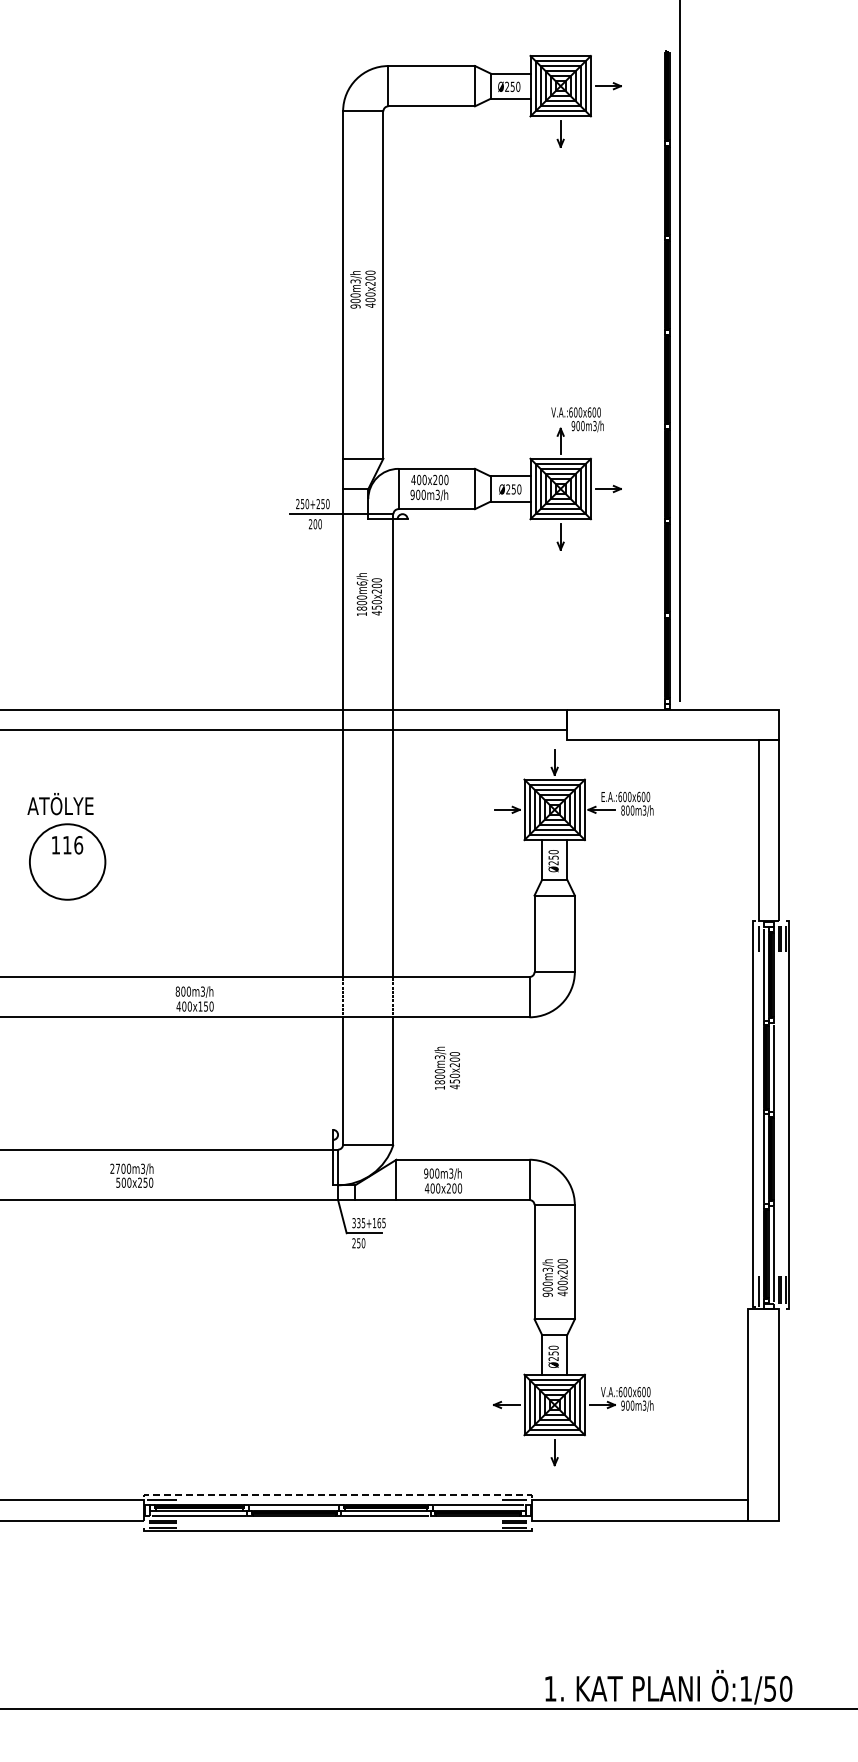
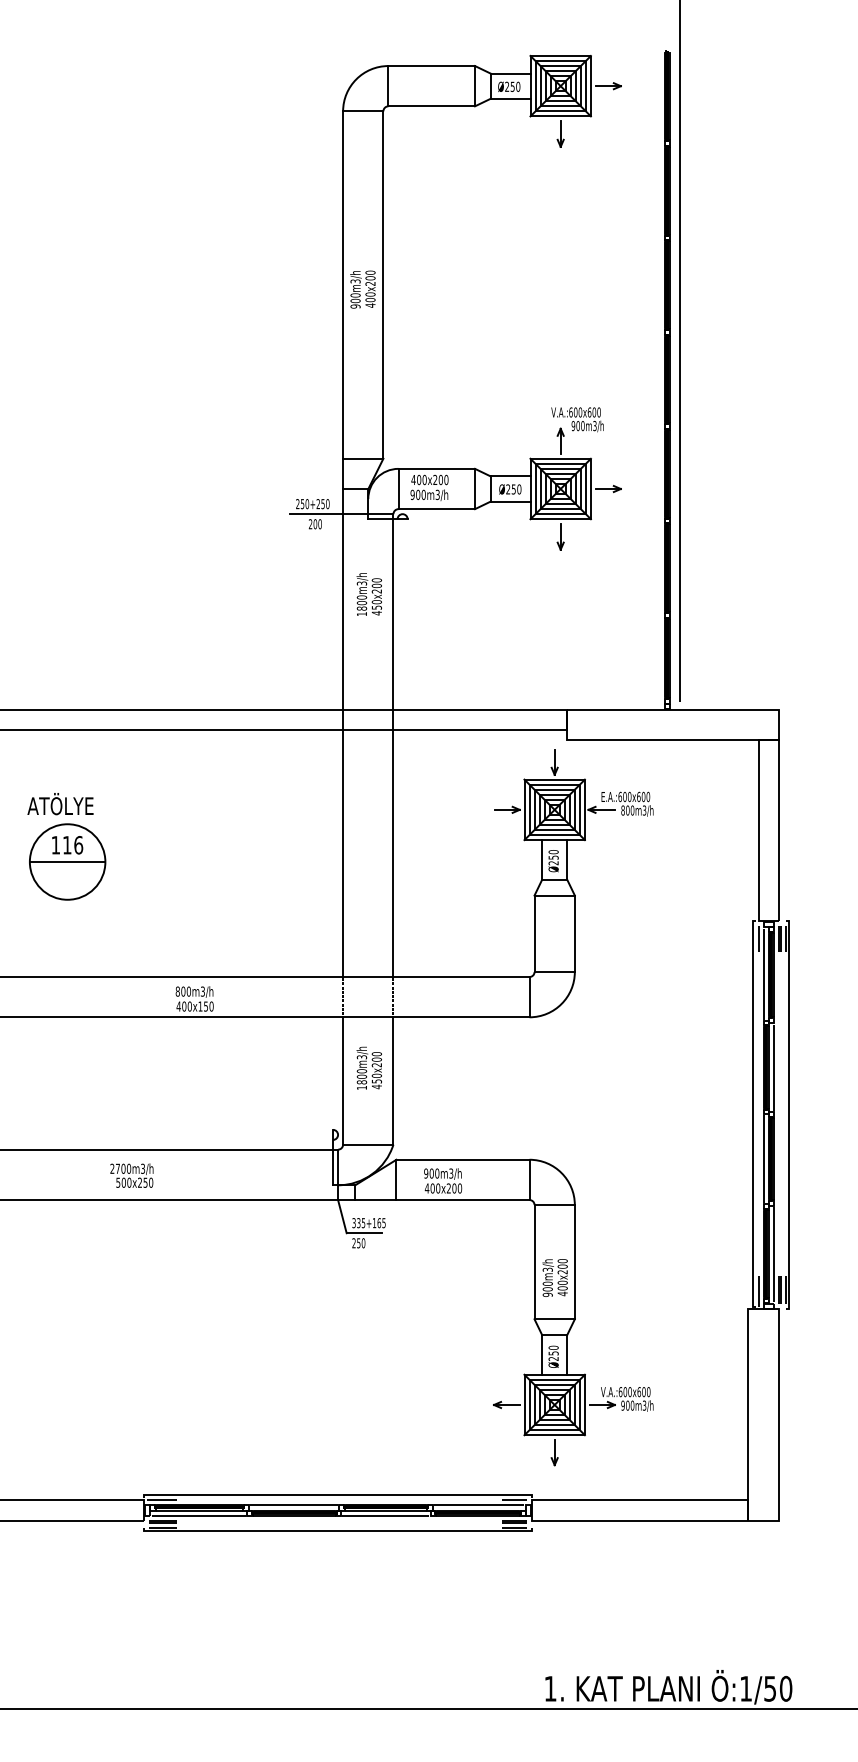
text: 1800m6/h -> 1800m3/h (361, 583)
line: none -> present (67, 862)
text position: (446, 1067) -> (368, 1067) (368, 1067)
line: dashed -> solid (338, 1495)
